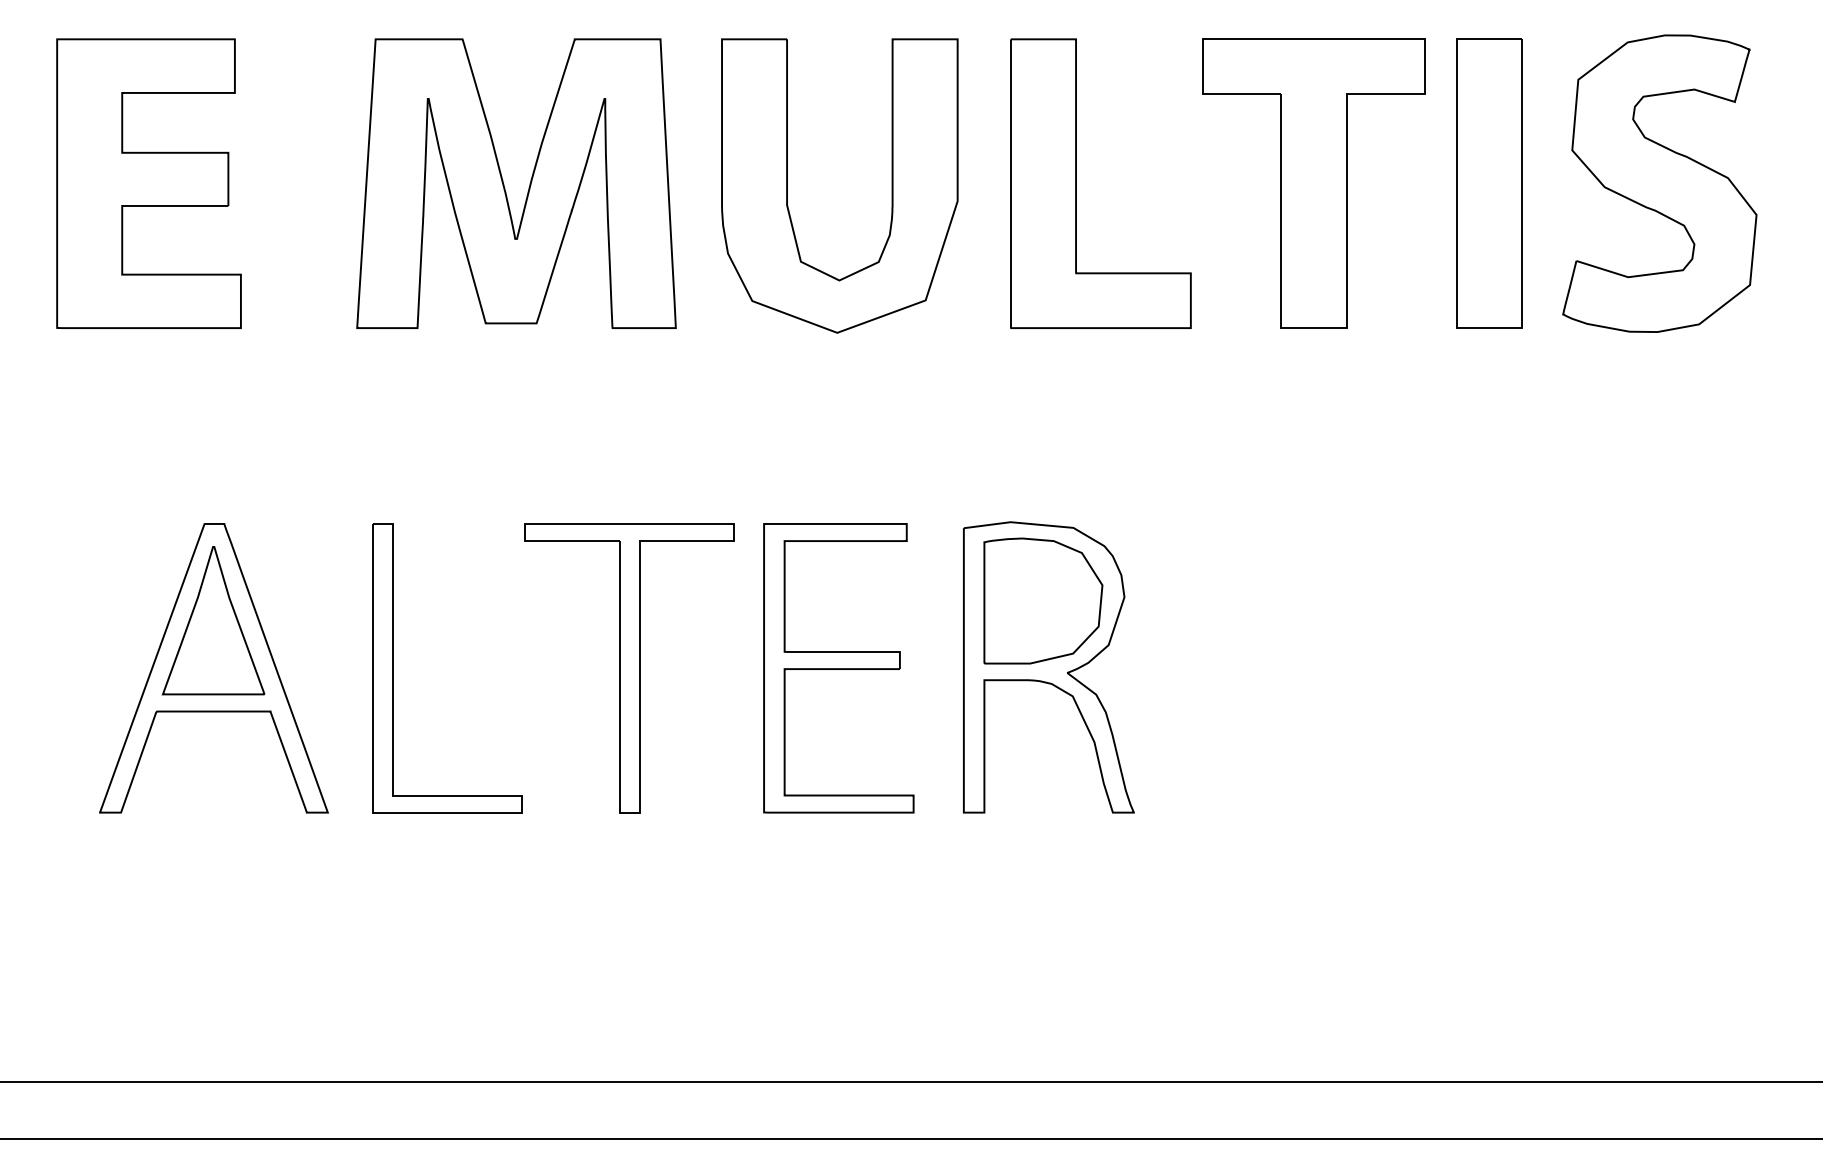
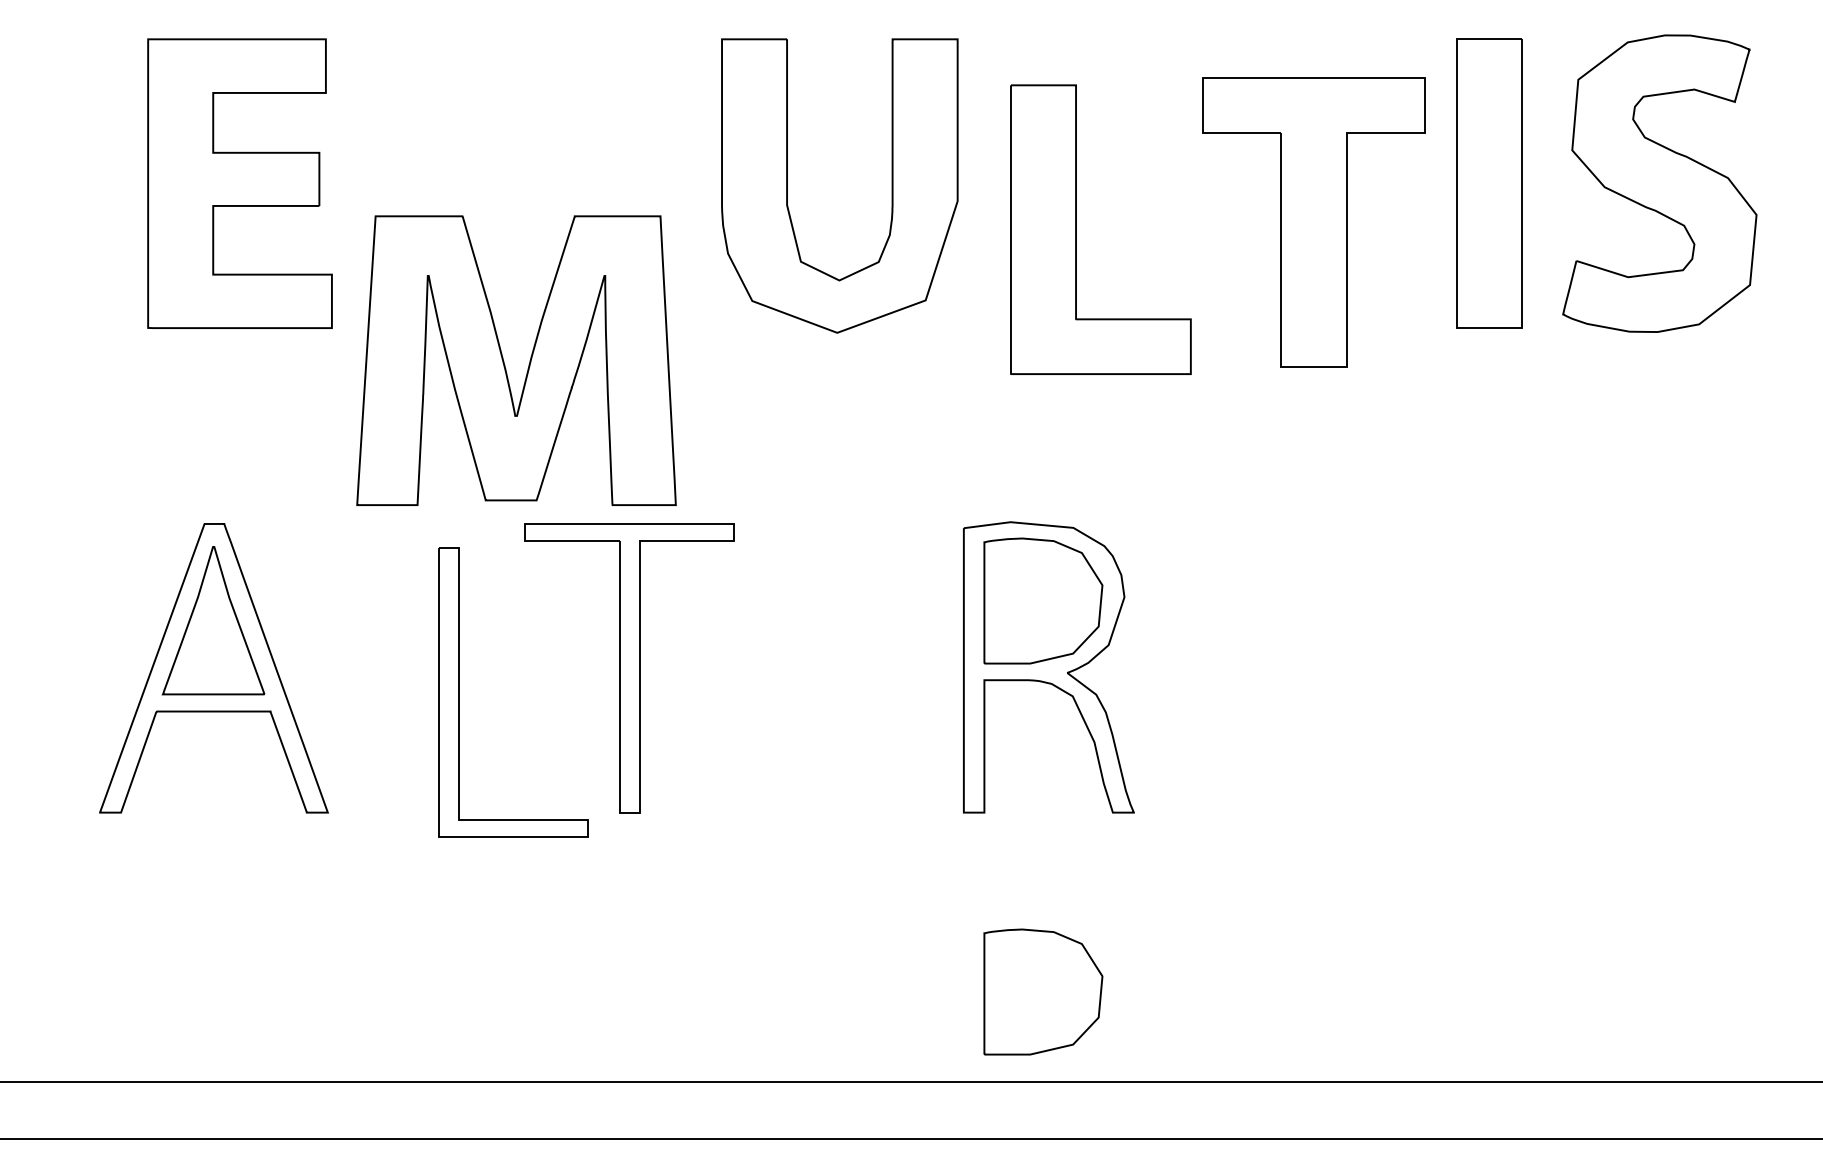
part position: (148, 183) -> (239, 183) (239, 183)
part position: (1076, 183) -> (1076, 229) (1076, 229)
part position: (1313, 183) -> (1313, 222) (1313, 222)
part position: (504, 184) -> (504, 361) (504, 361)
part position: (393, 668) -> (459, 692) (459, 692)
part: present -> none (838, 668)
part: none -> present (1043, 991)
